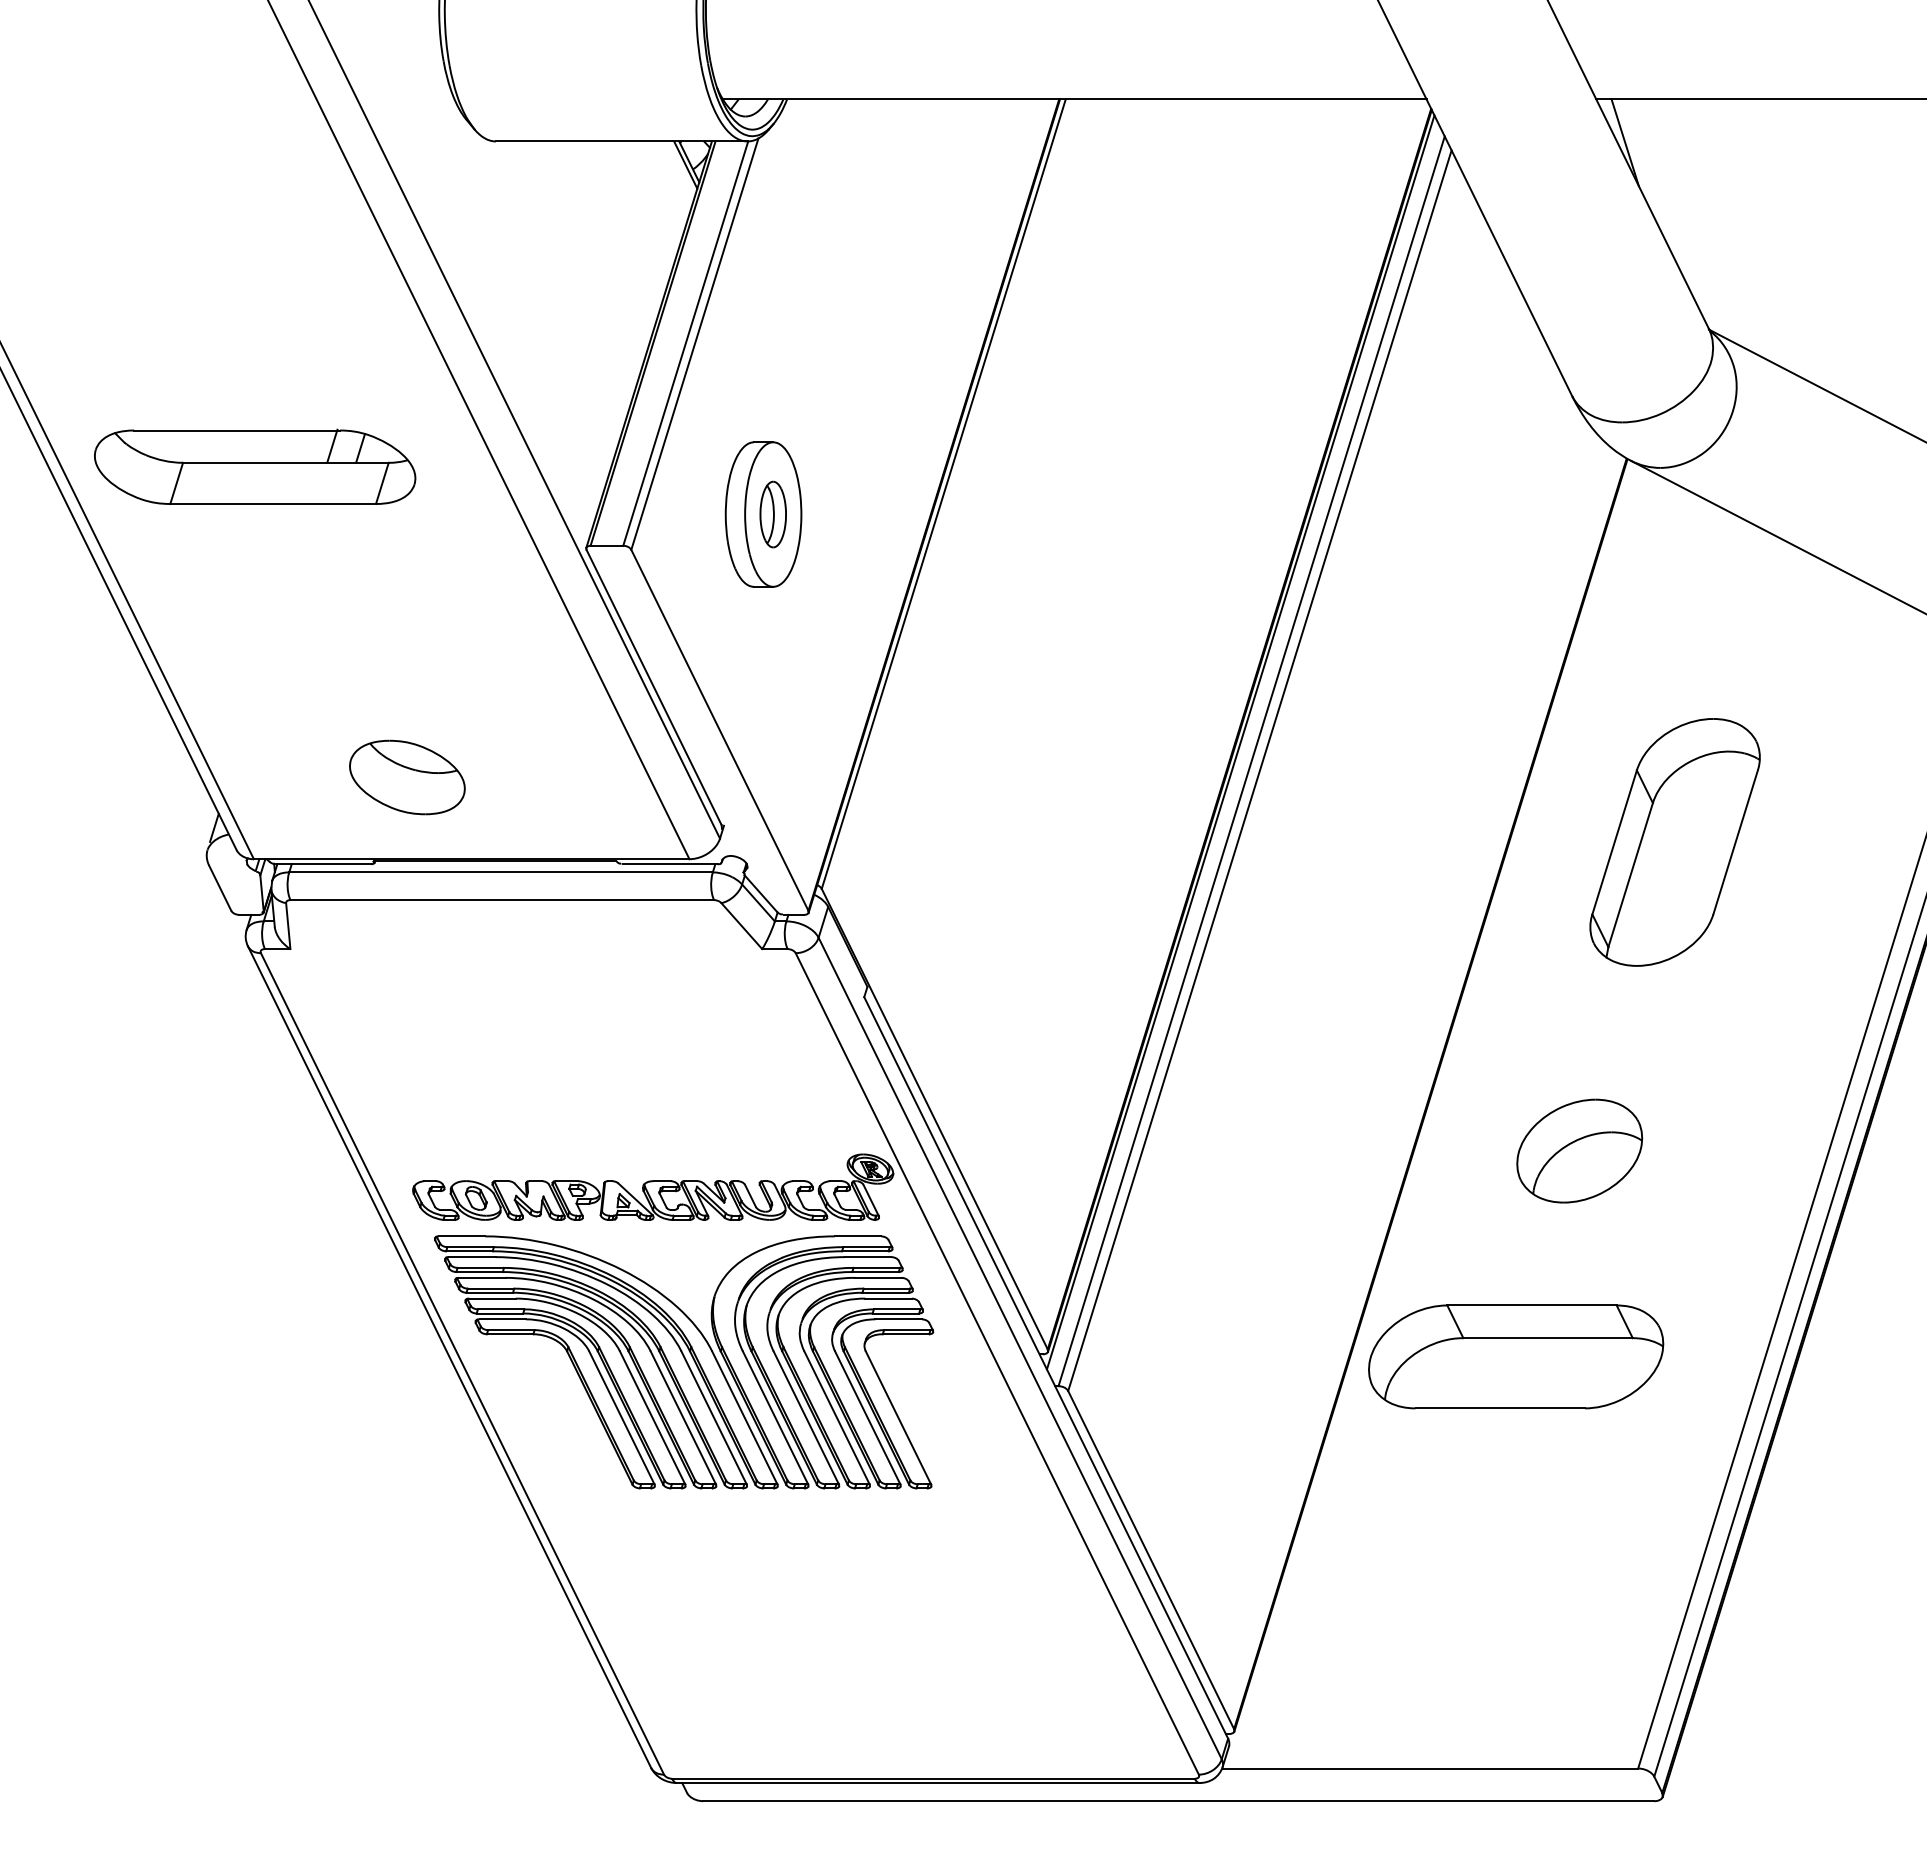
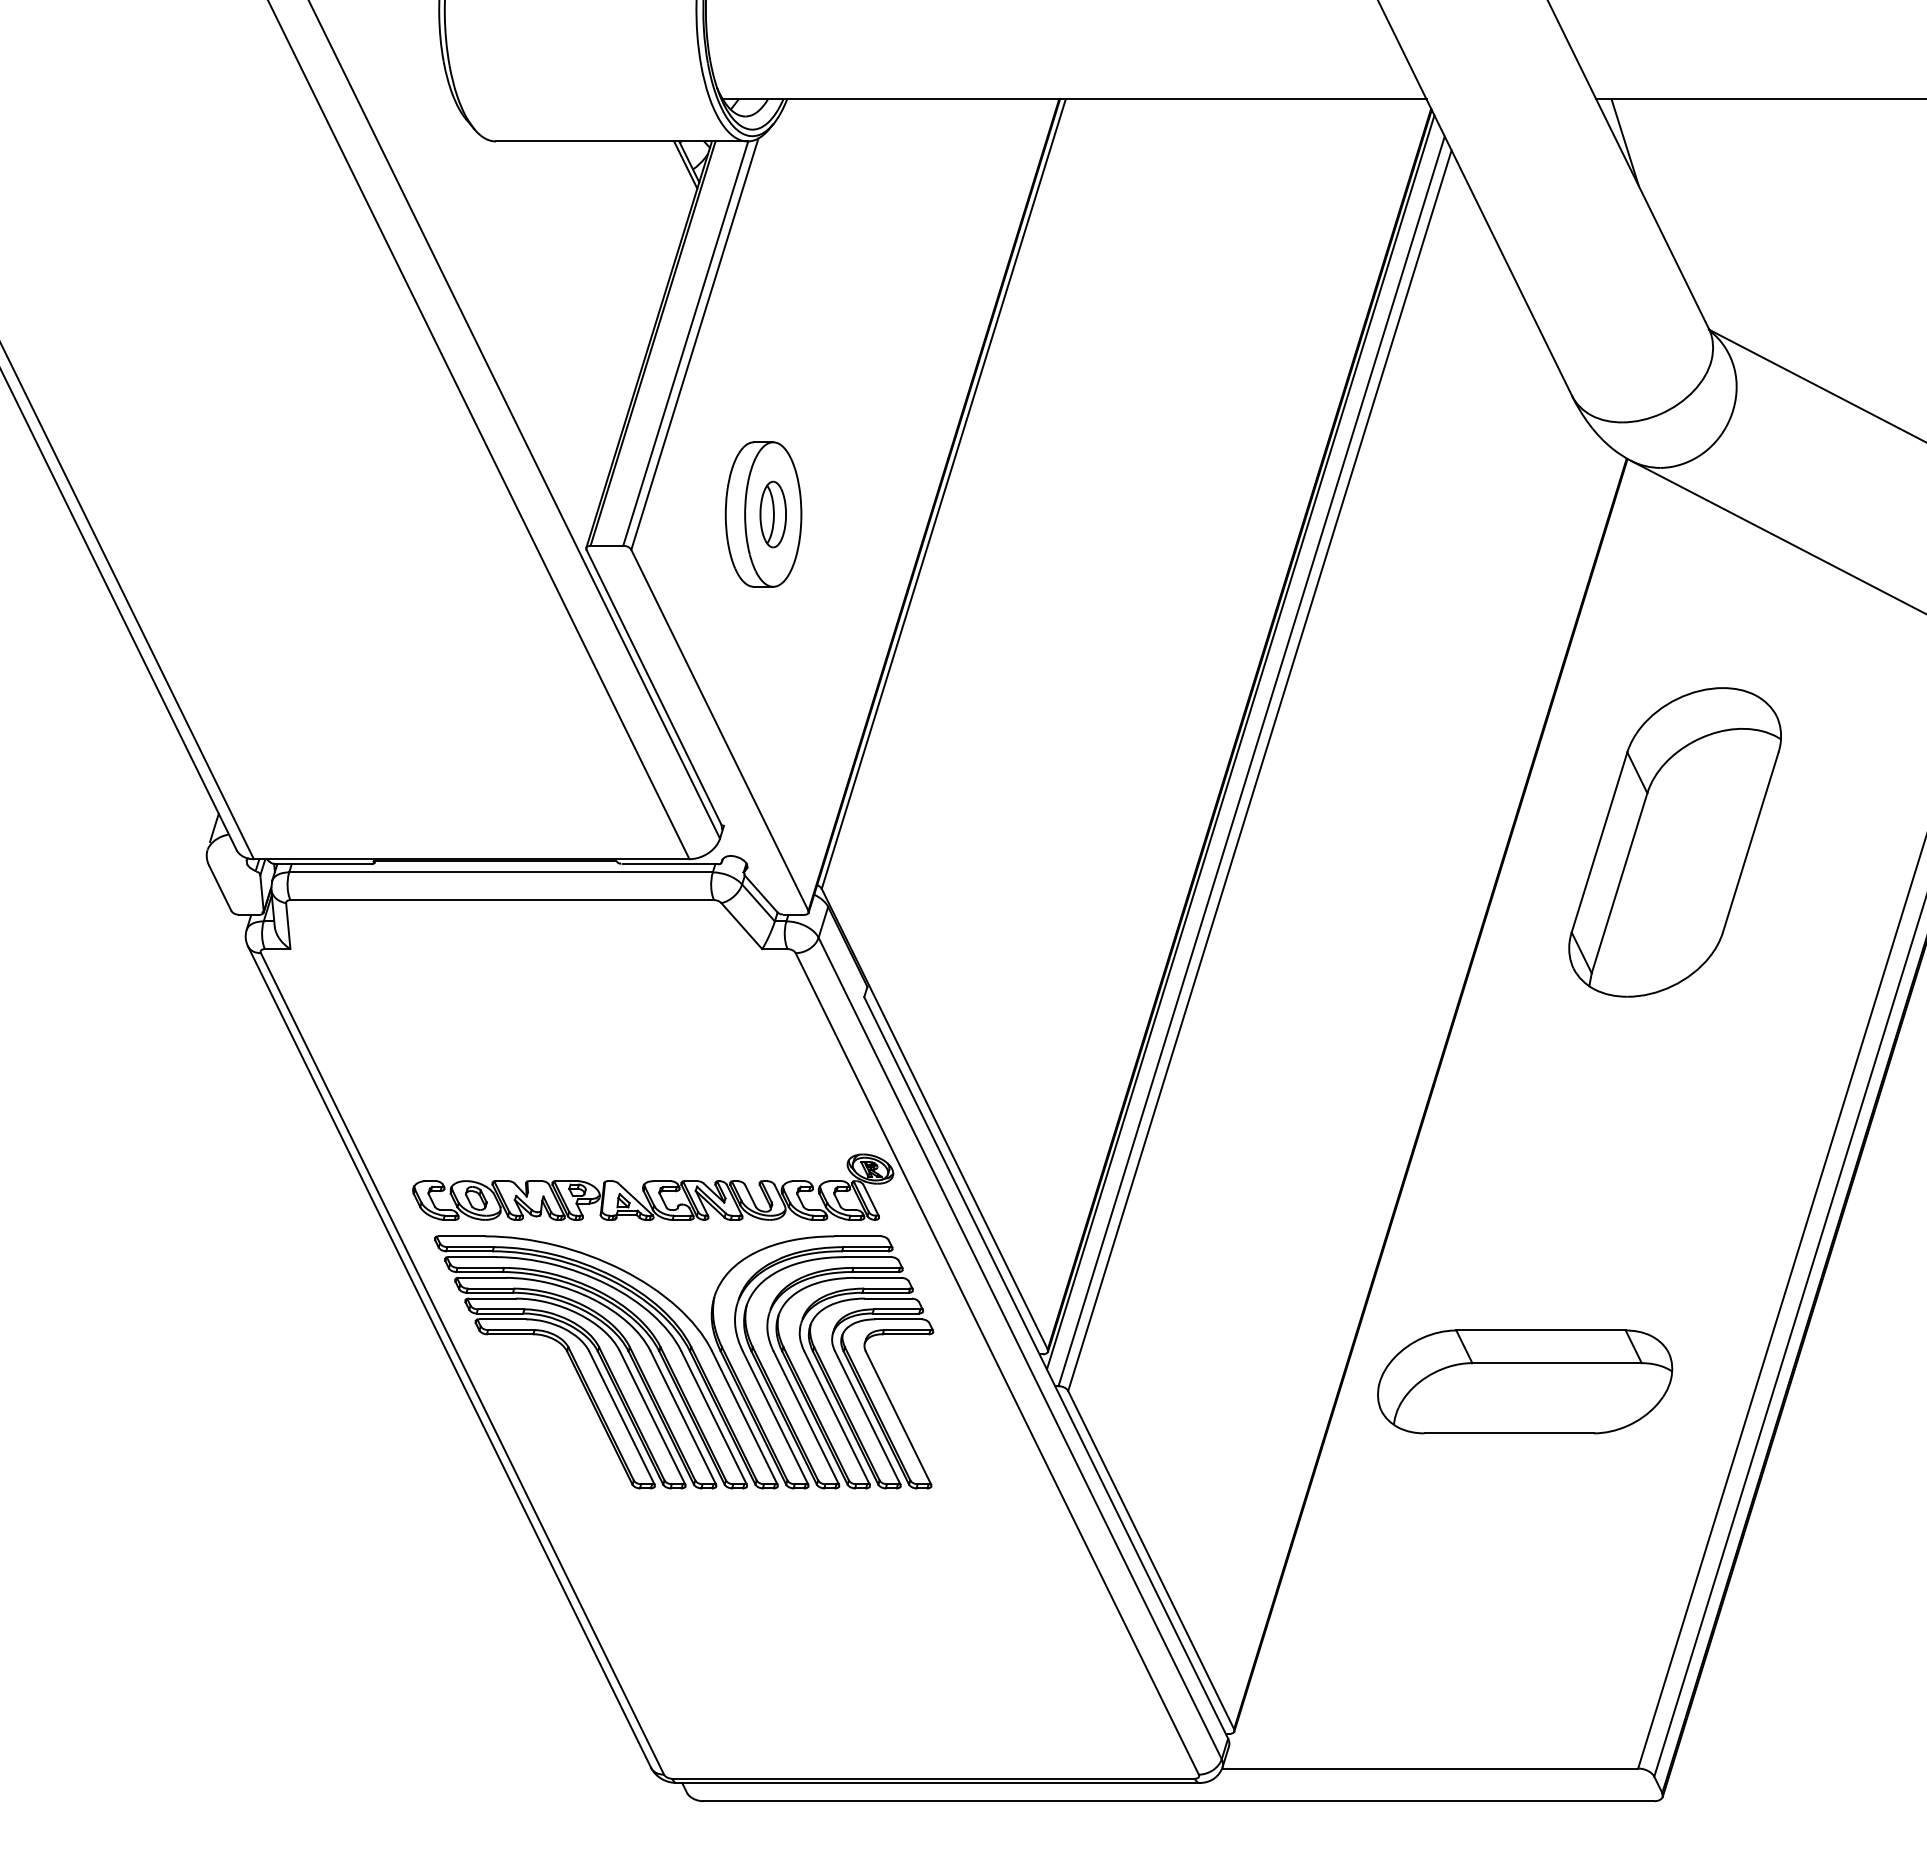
part: present -> none (255, 466)
part: present -> none (407, 777)
part size: 172x249 px -> 214x311 px (1674, 842)
part: present -> none (1579, 1150)
part position: (1516, 1356) -> (1525, 1381) (1525, 1381)
